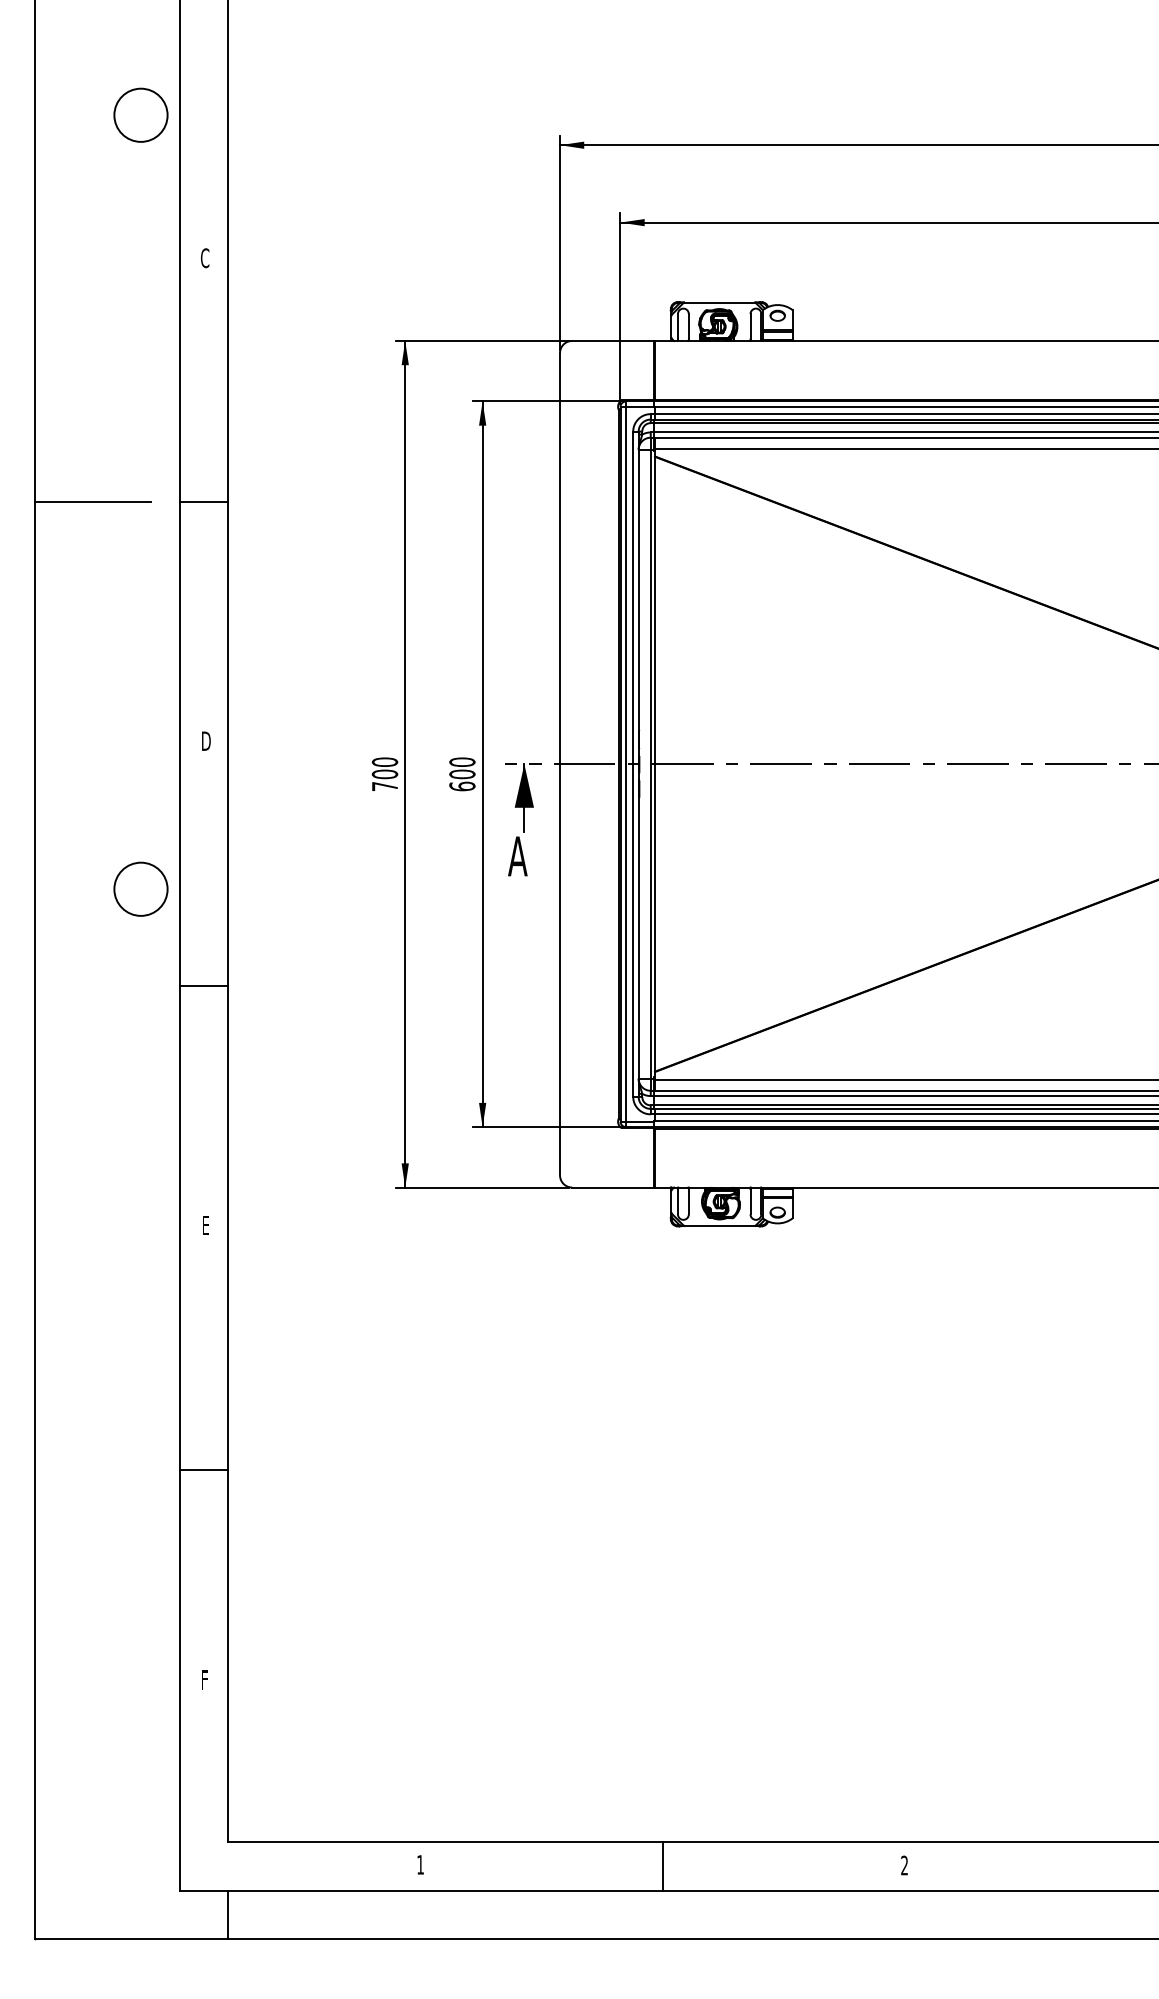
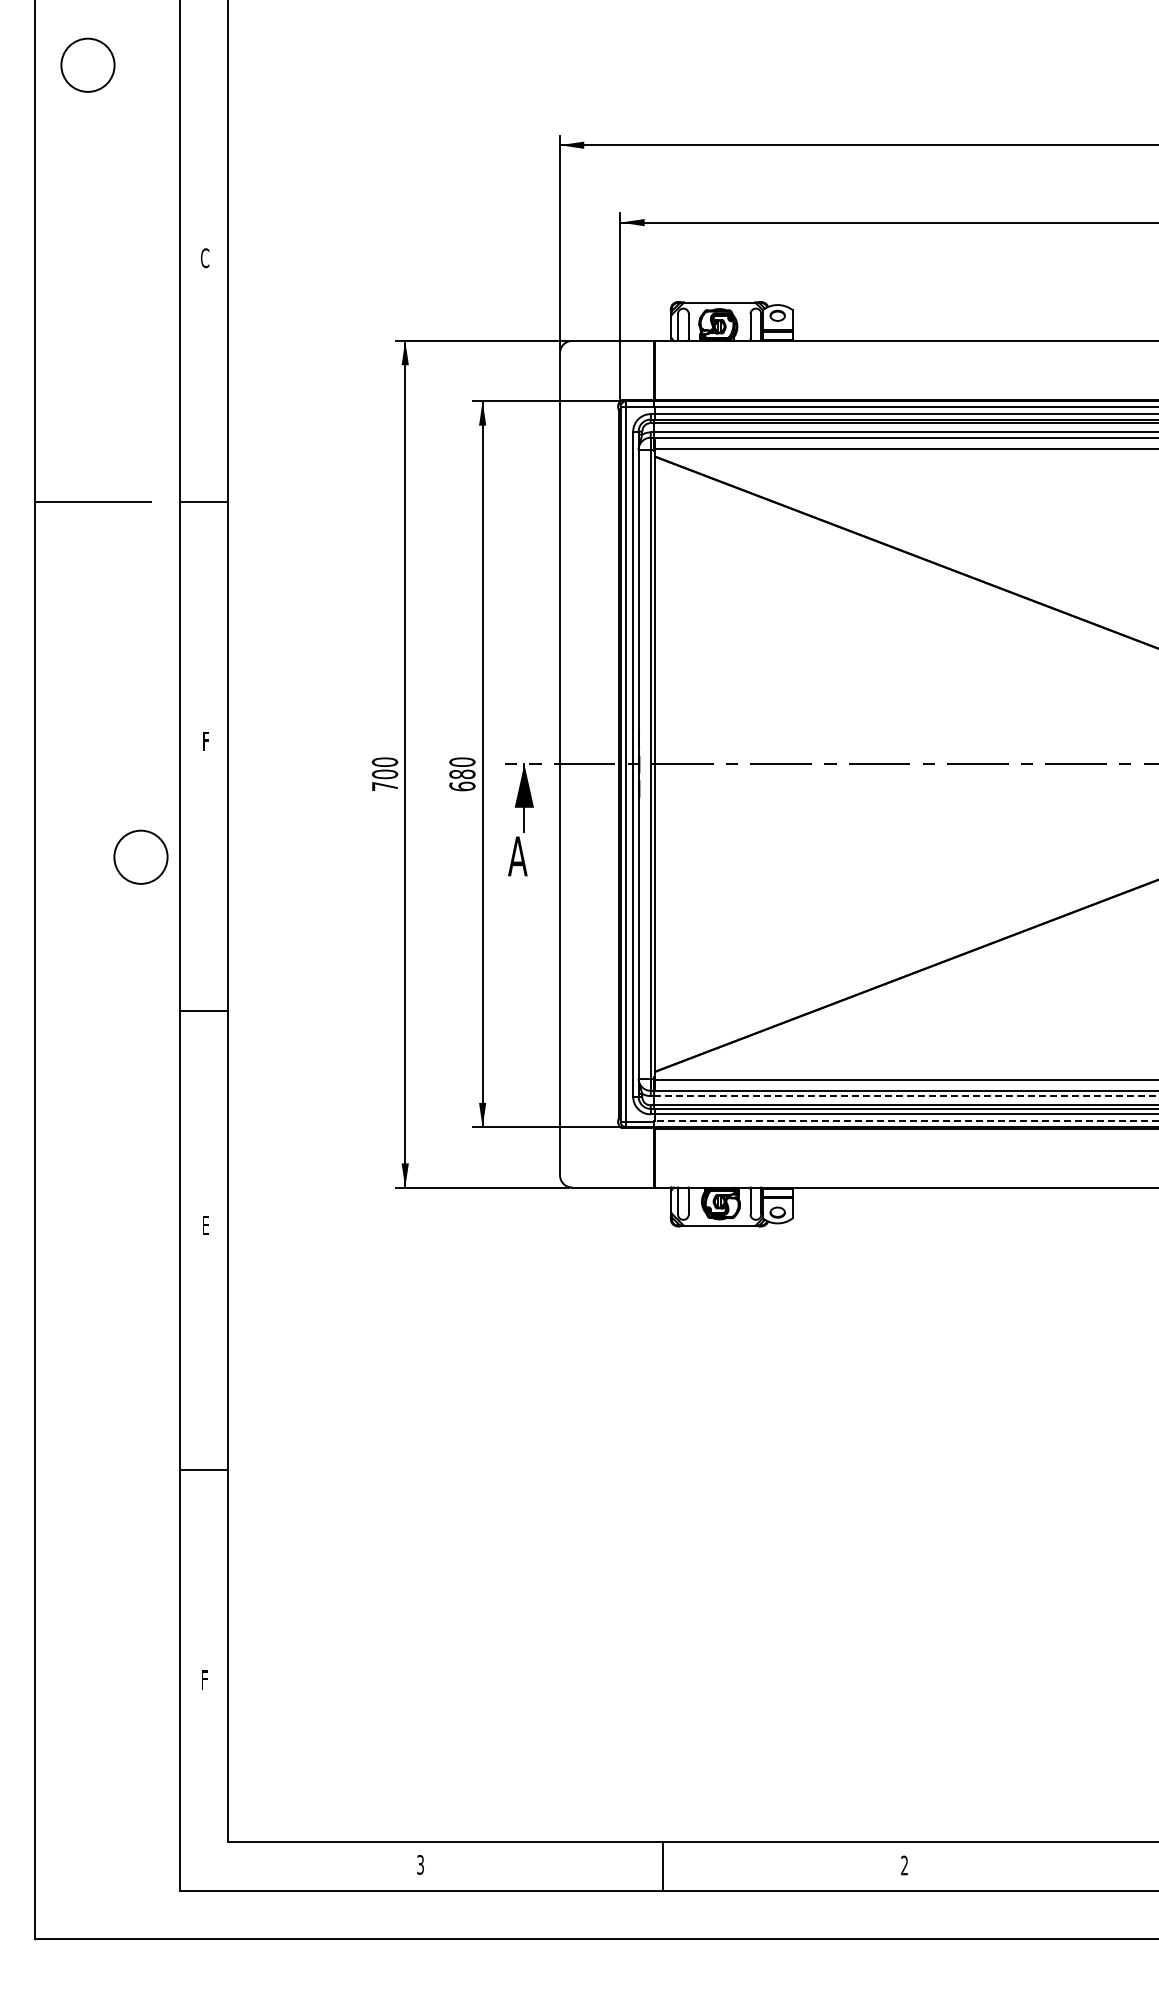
circle position: (140, 114) -> (87, 64) (87, 64)
text: D -> F (206, 740)
text: 600 -> 680 (462, 774)
circle position: (140, 888) -> (140, 856) (140, 856)
line position: (203, 986) -> (203, 1011) (203, 1011)
line: solid -> dashed (906, 1096)
line: solid -> dashed (905, 1121)
text: 1 -> 3 (420, 1864)
line: present -> none (228, 1914)
